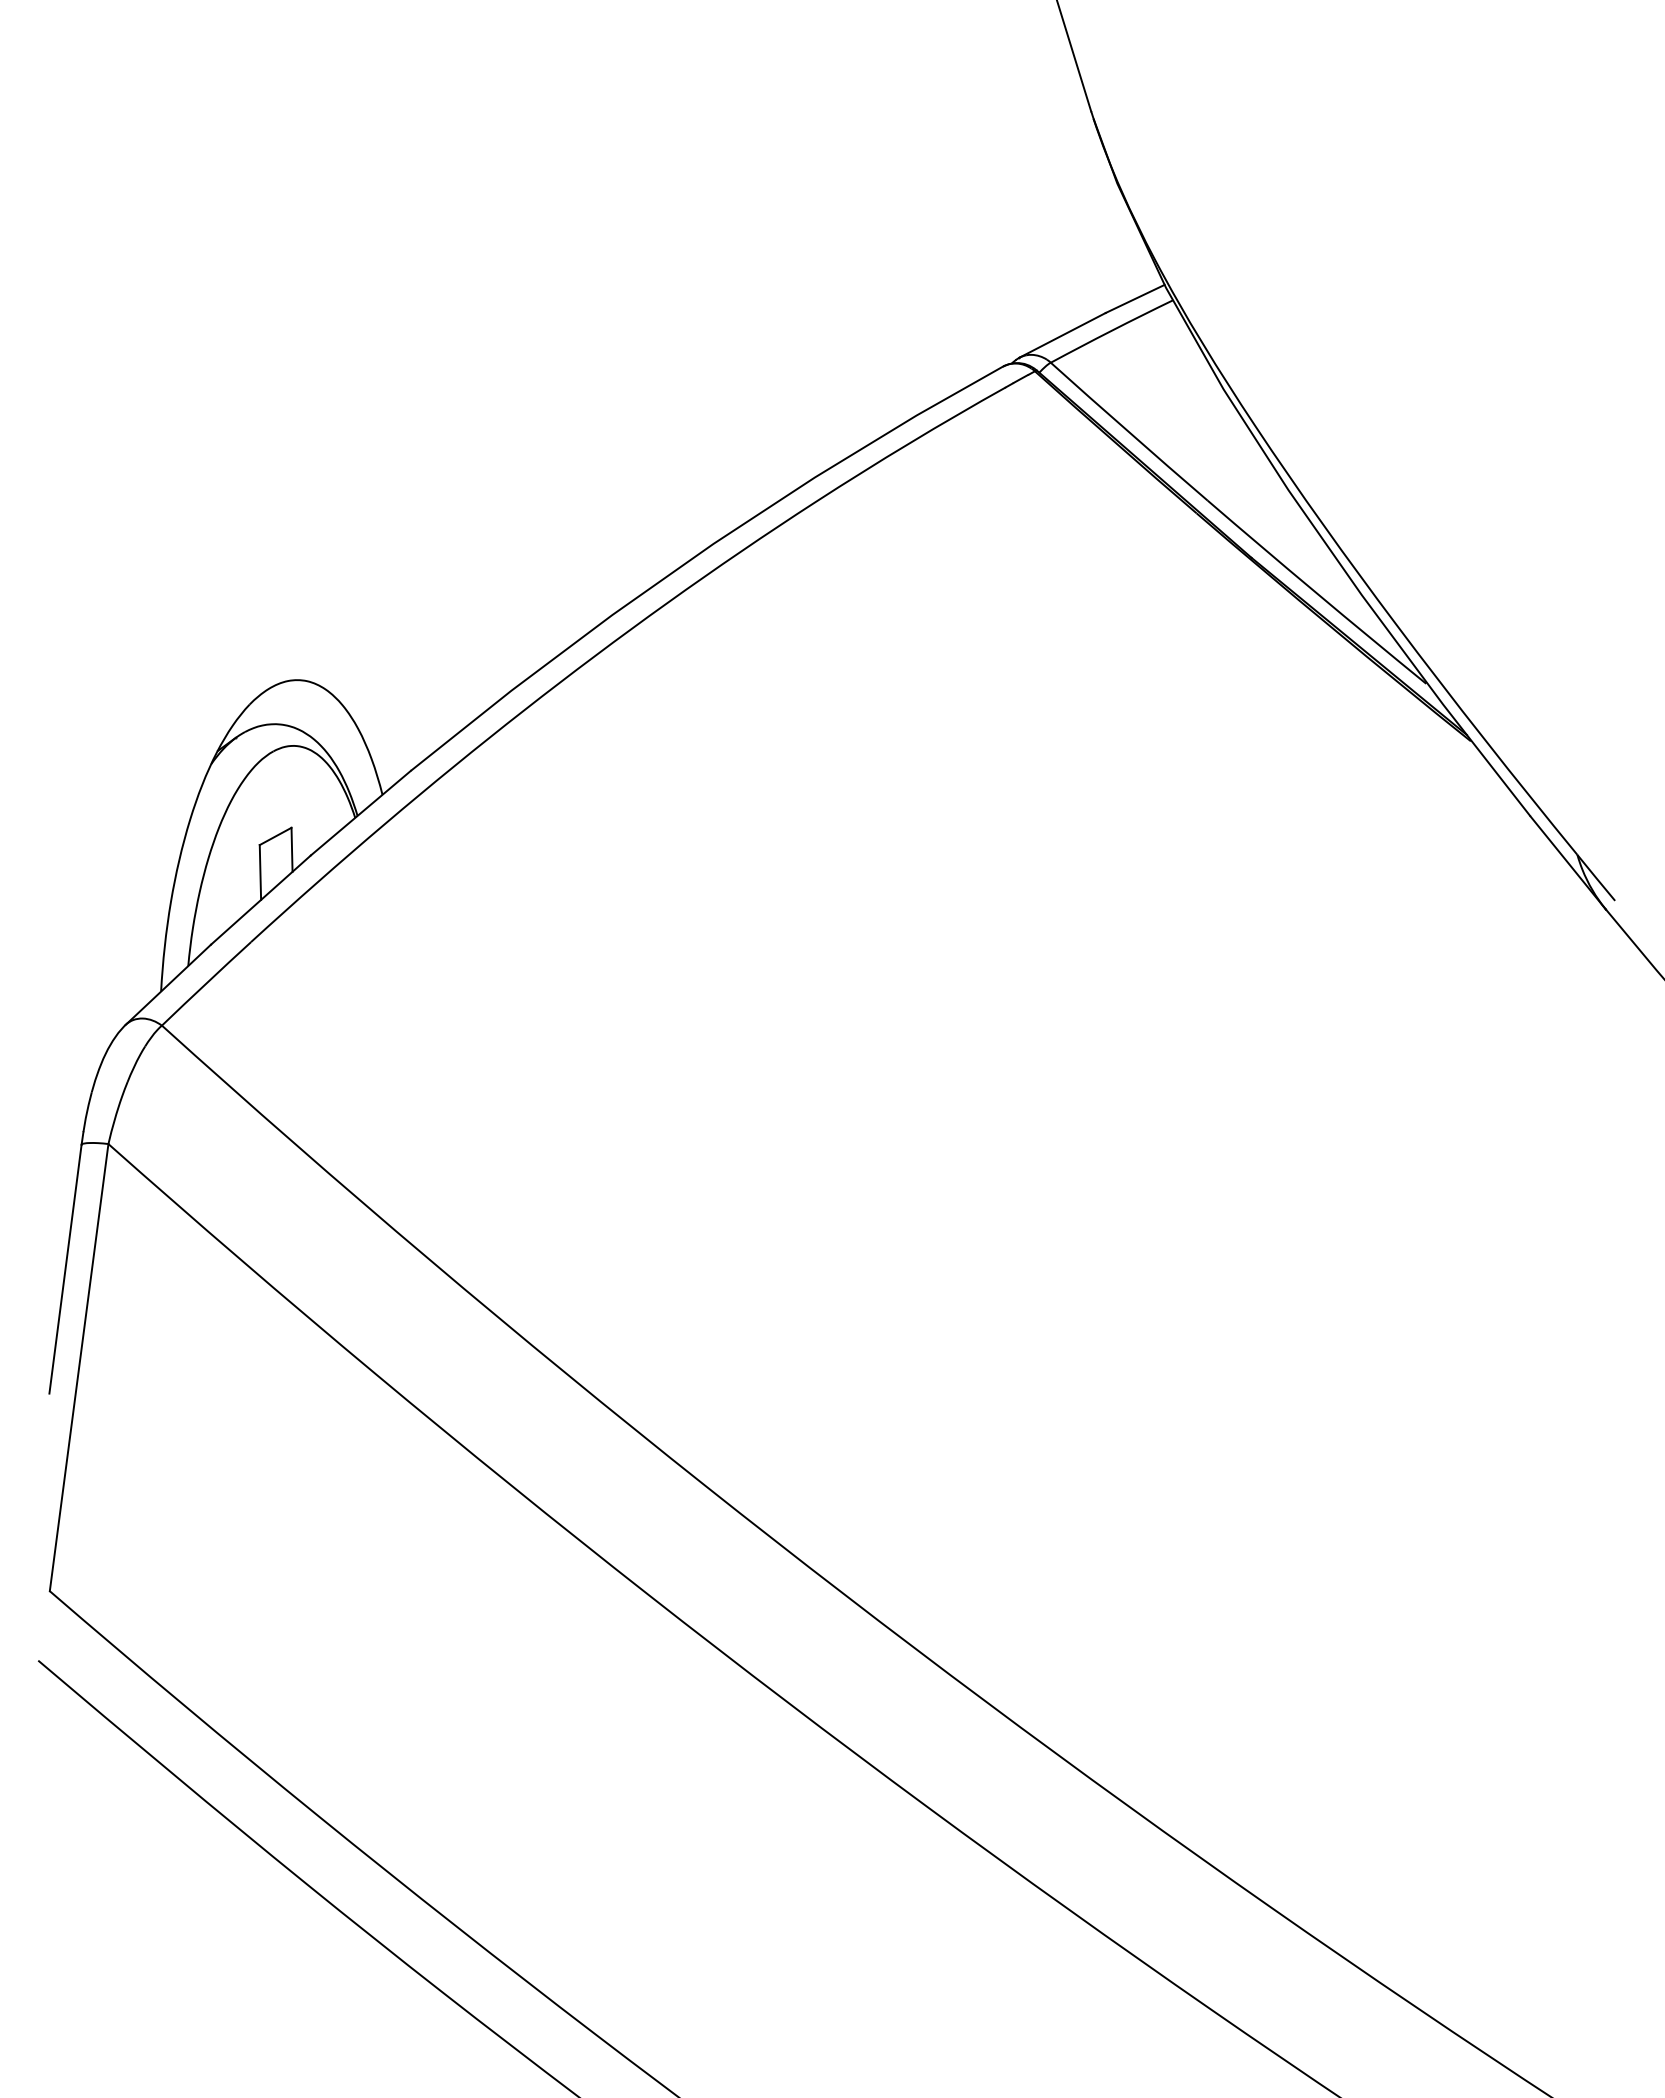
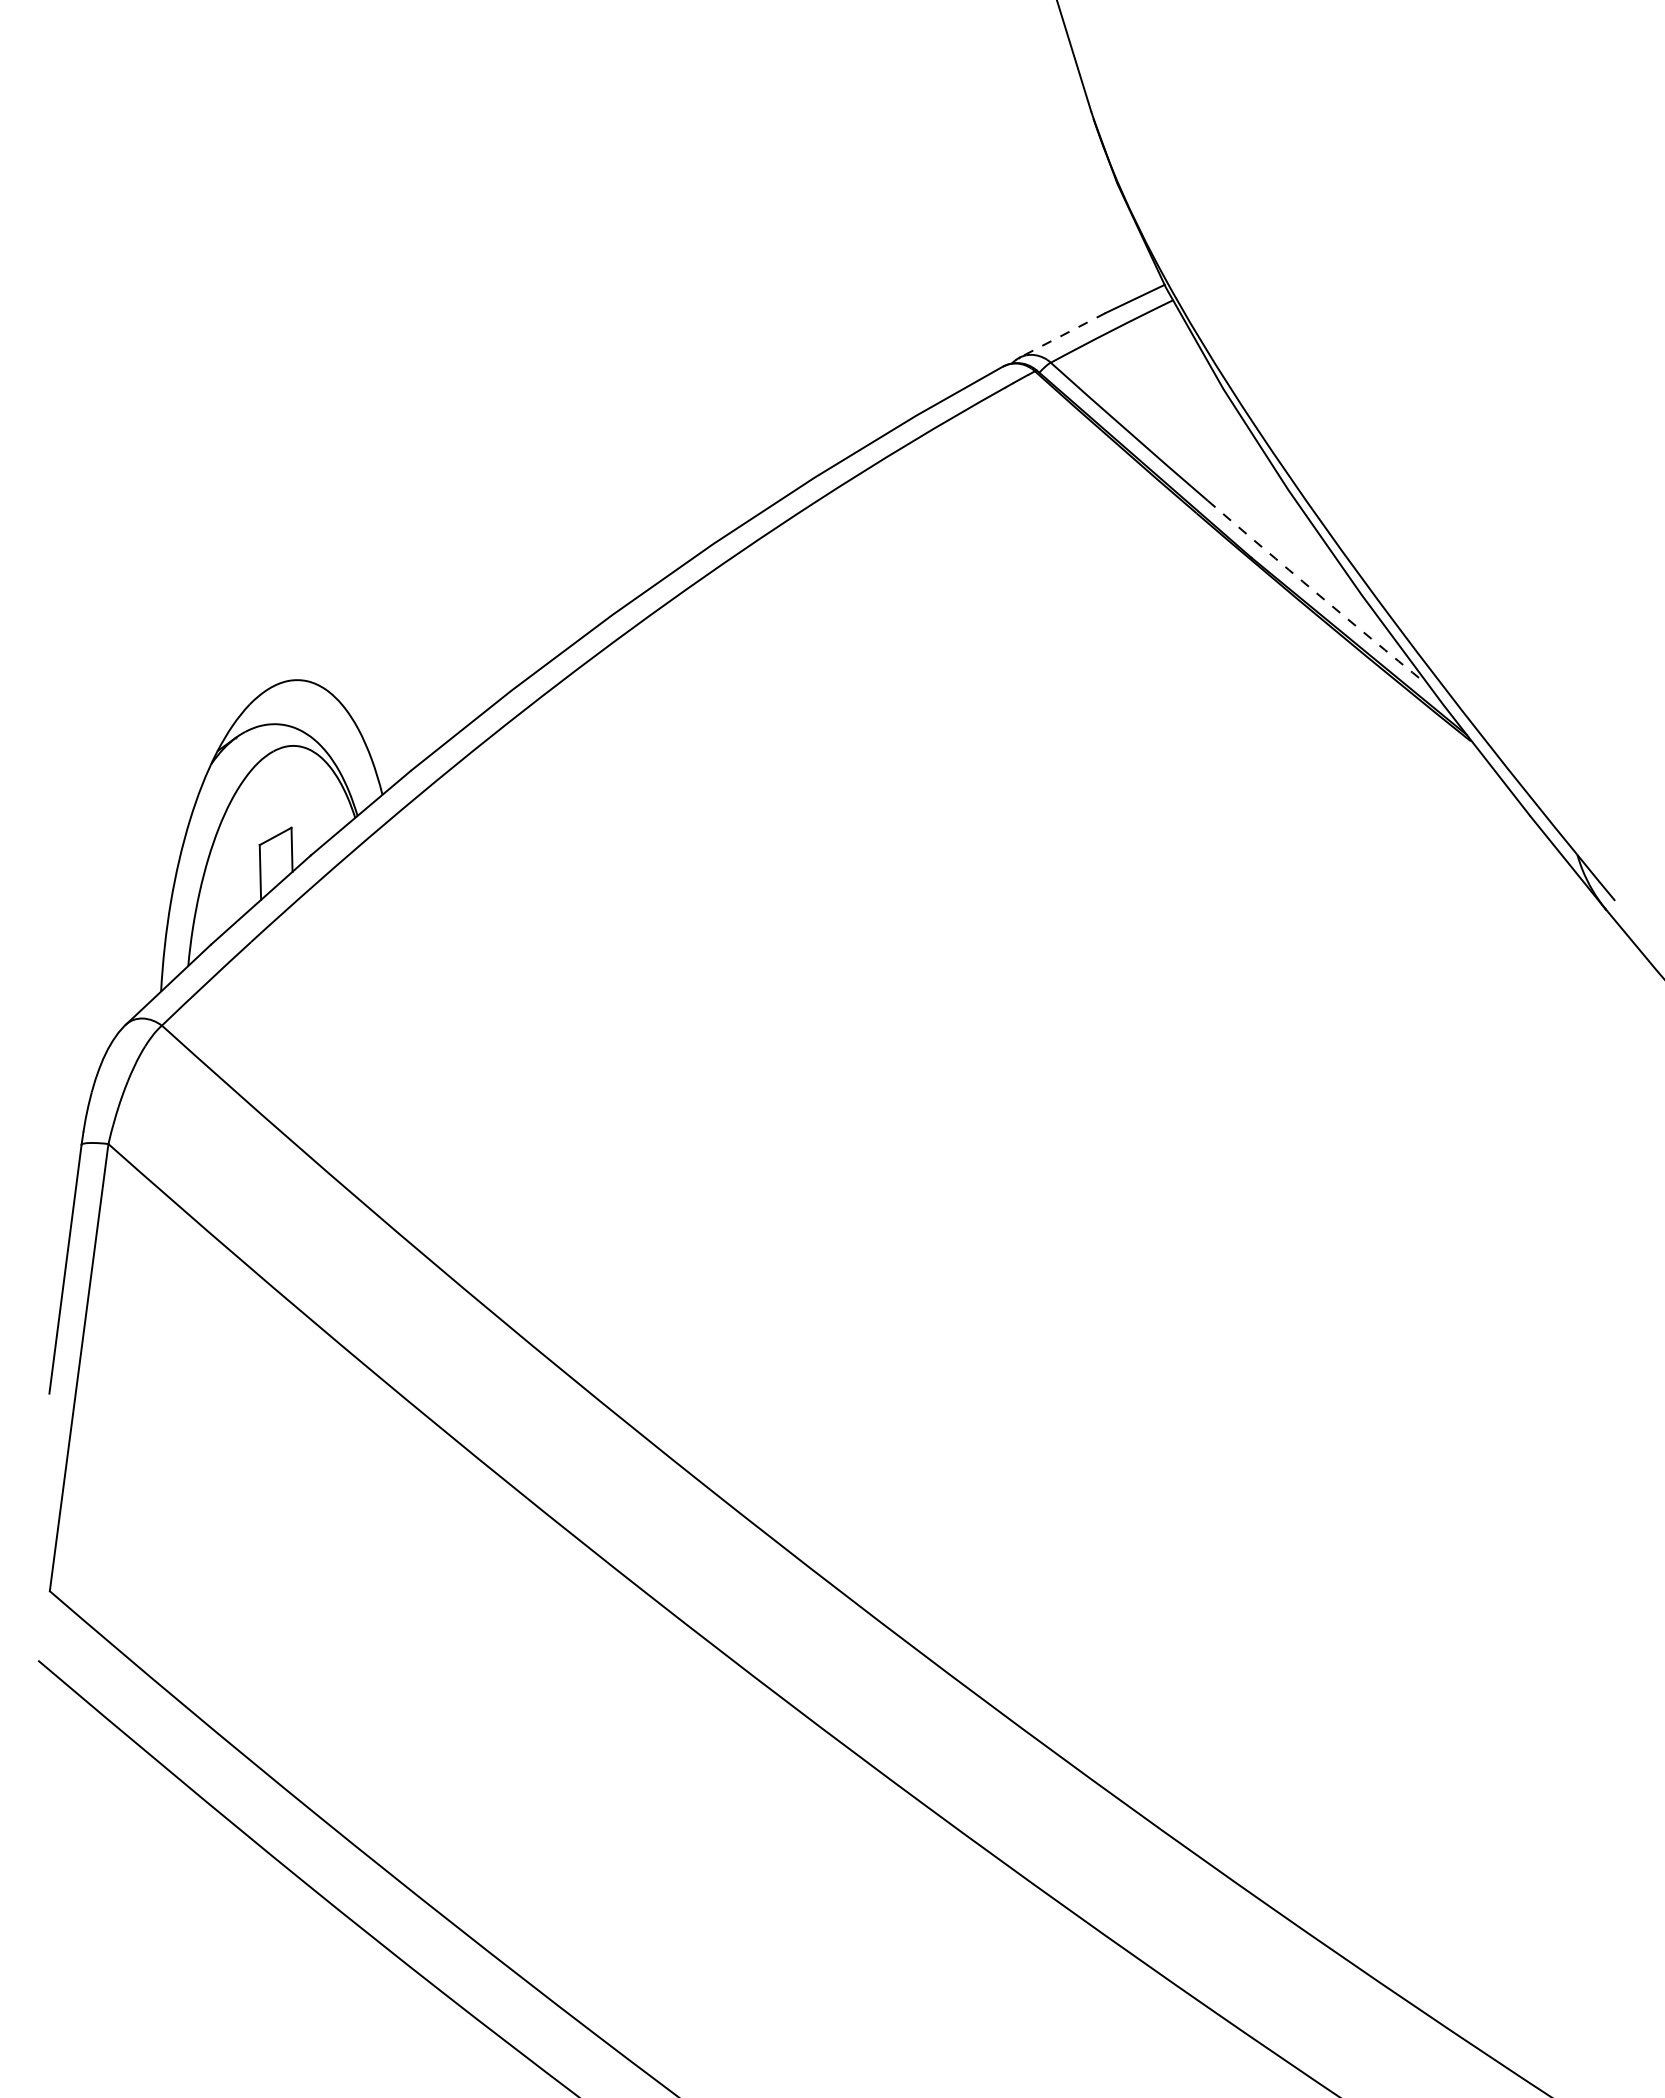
line: solid -> dashed (1062, 335)
arc: solid -> dashed (1316, 592)
